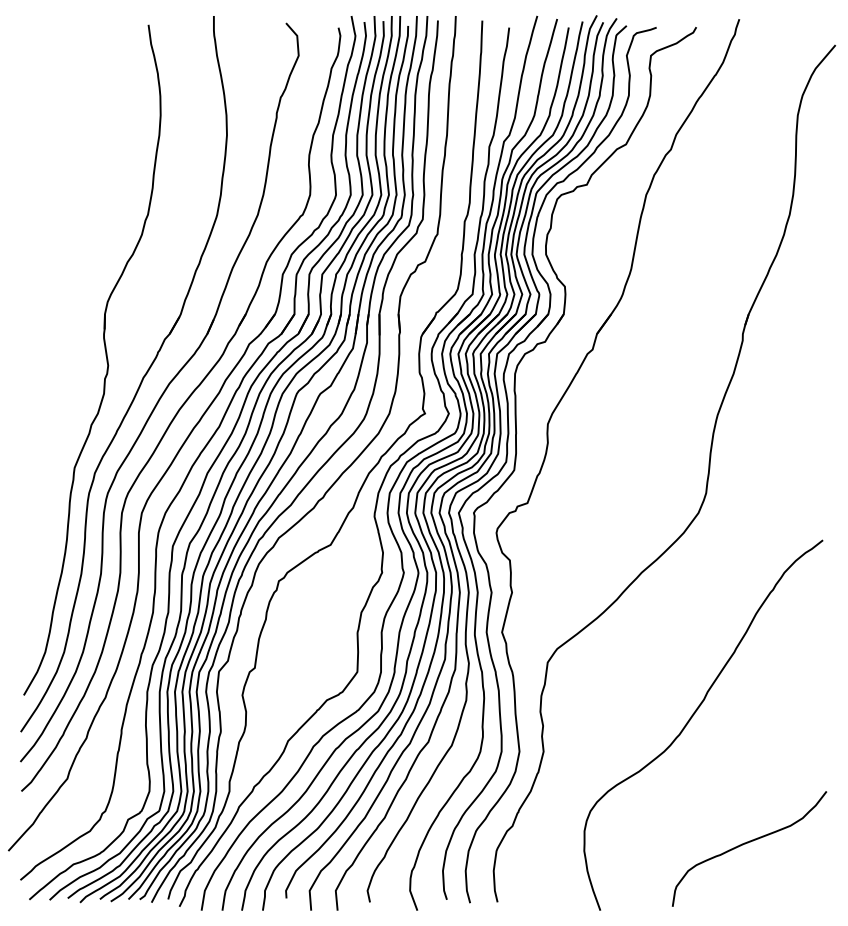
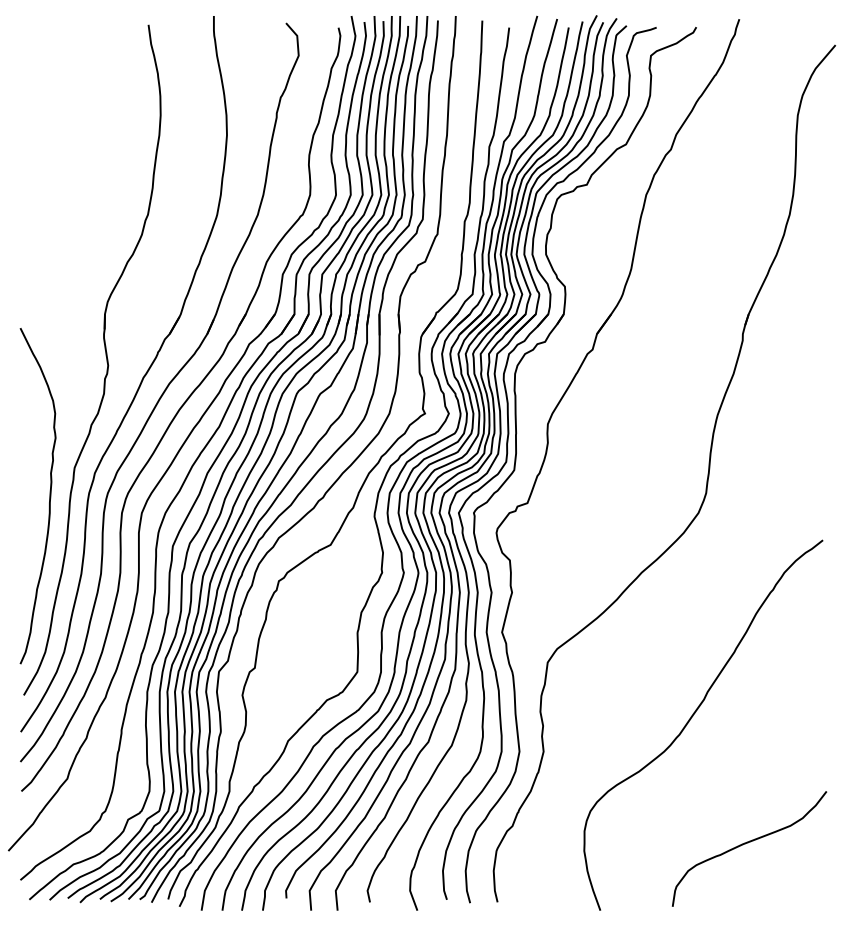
curve: none -> present (49, 496)
